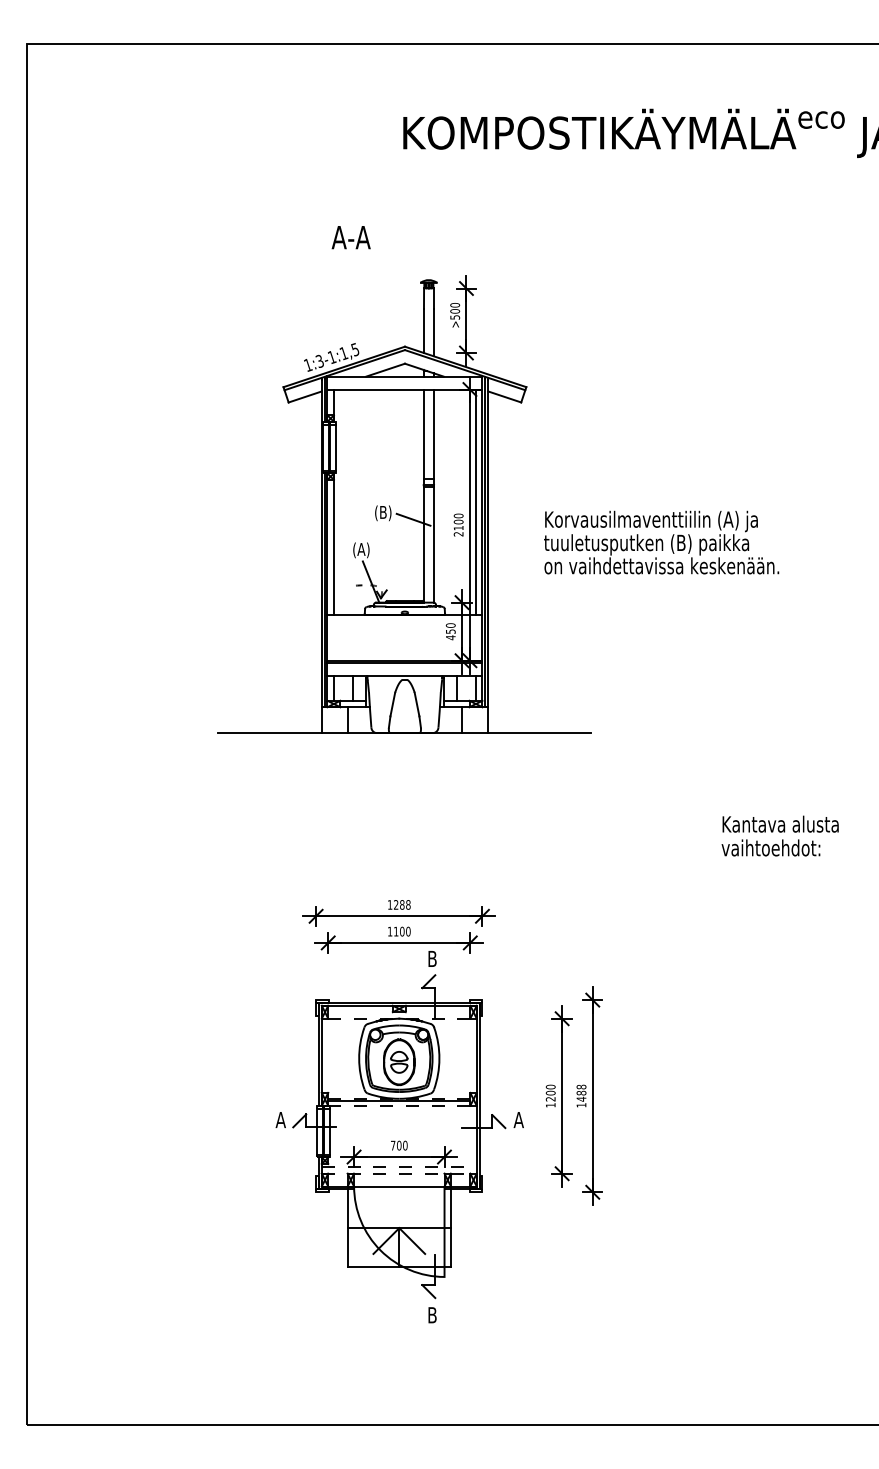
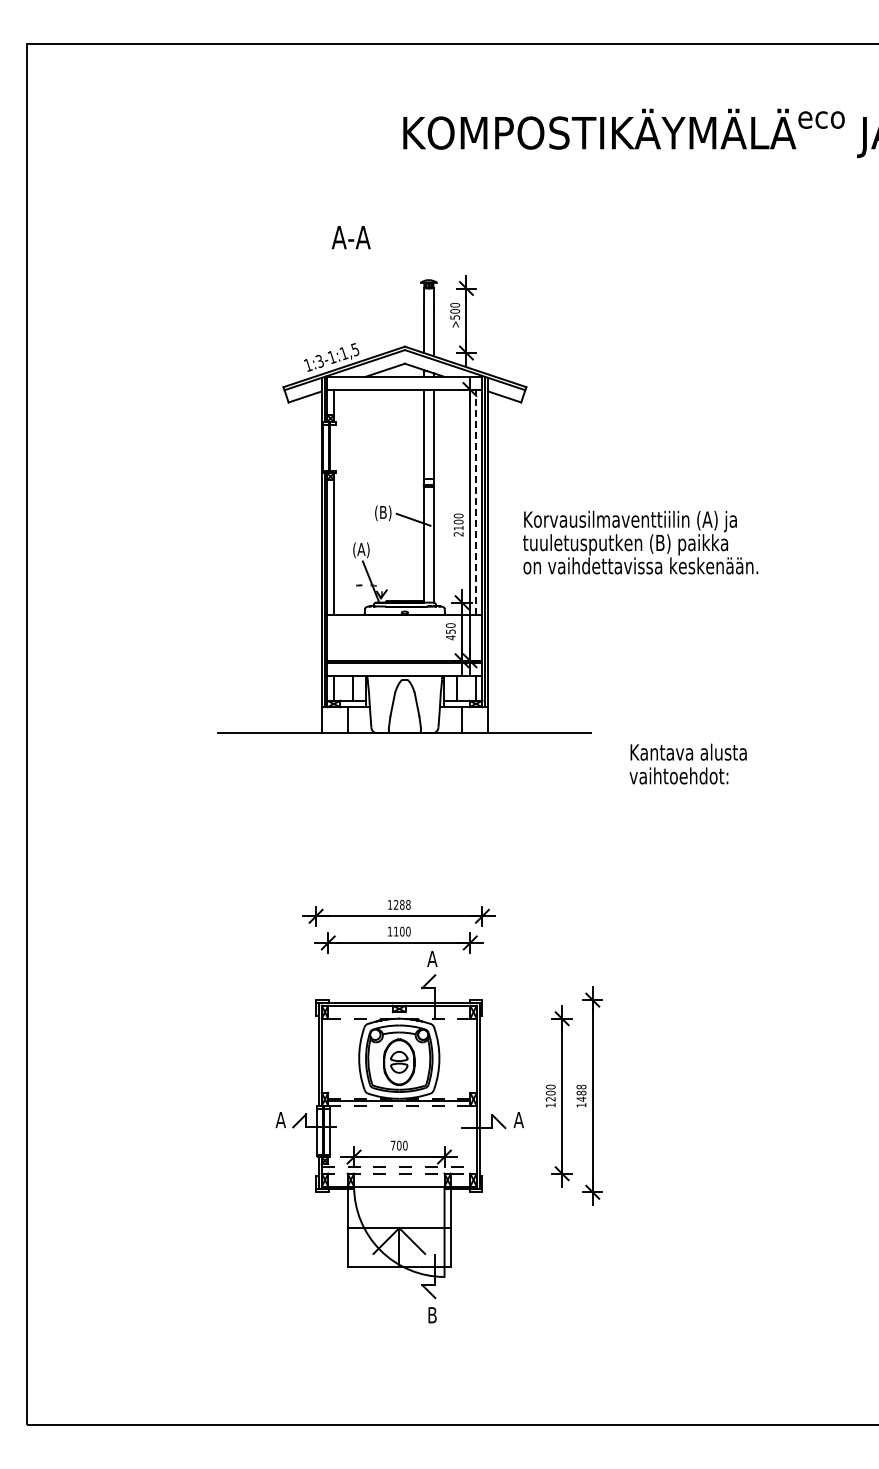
line: present -> none (335, 447)
line: solid -> dashed (475, 503)
text position: (661, 542) -> (640, 542) (640, 542)
text position: (779, 835) -> (687, 763) (687, 763)
text: B -> A (432, 958)
